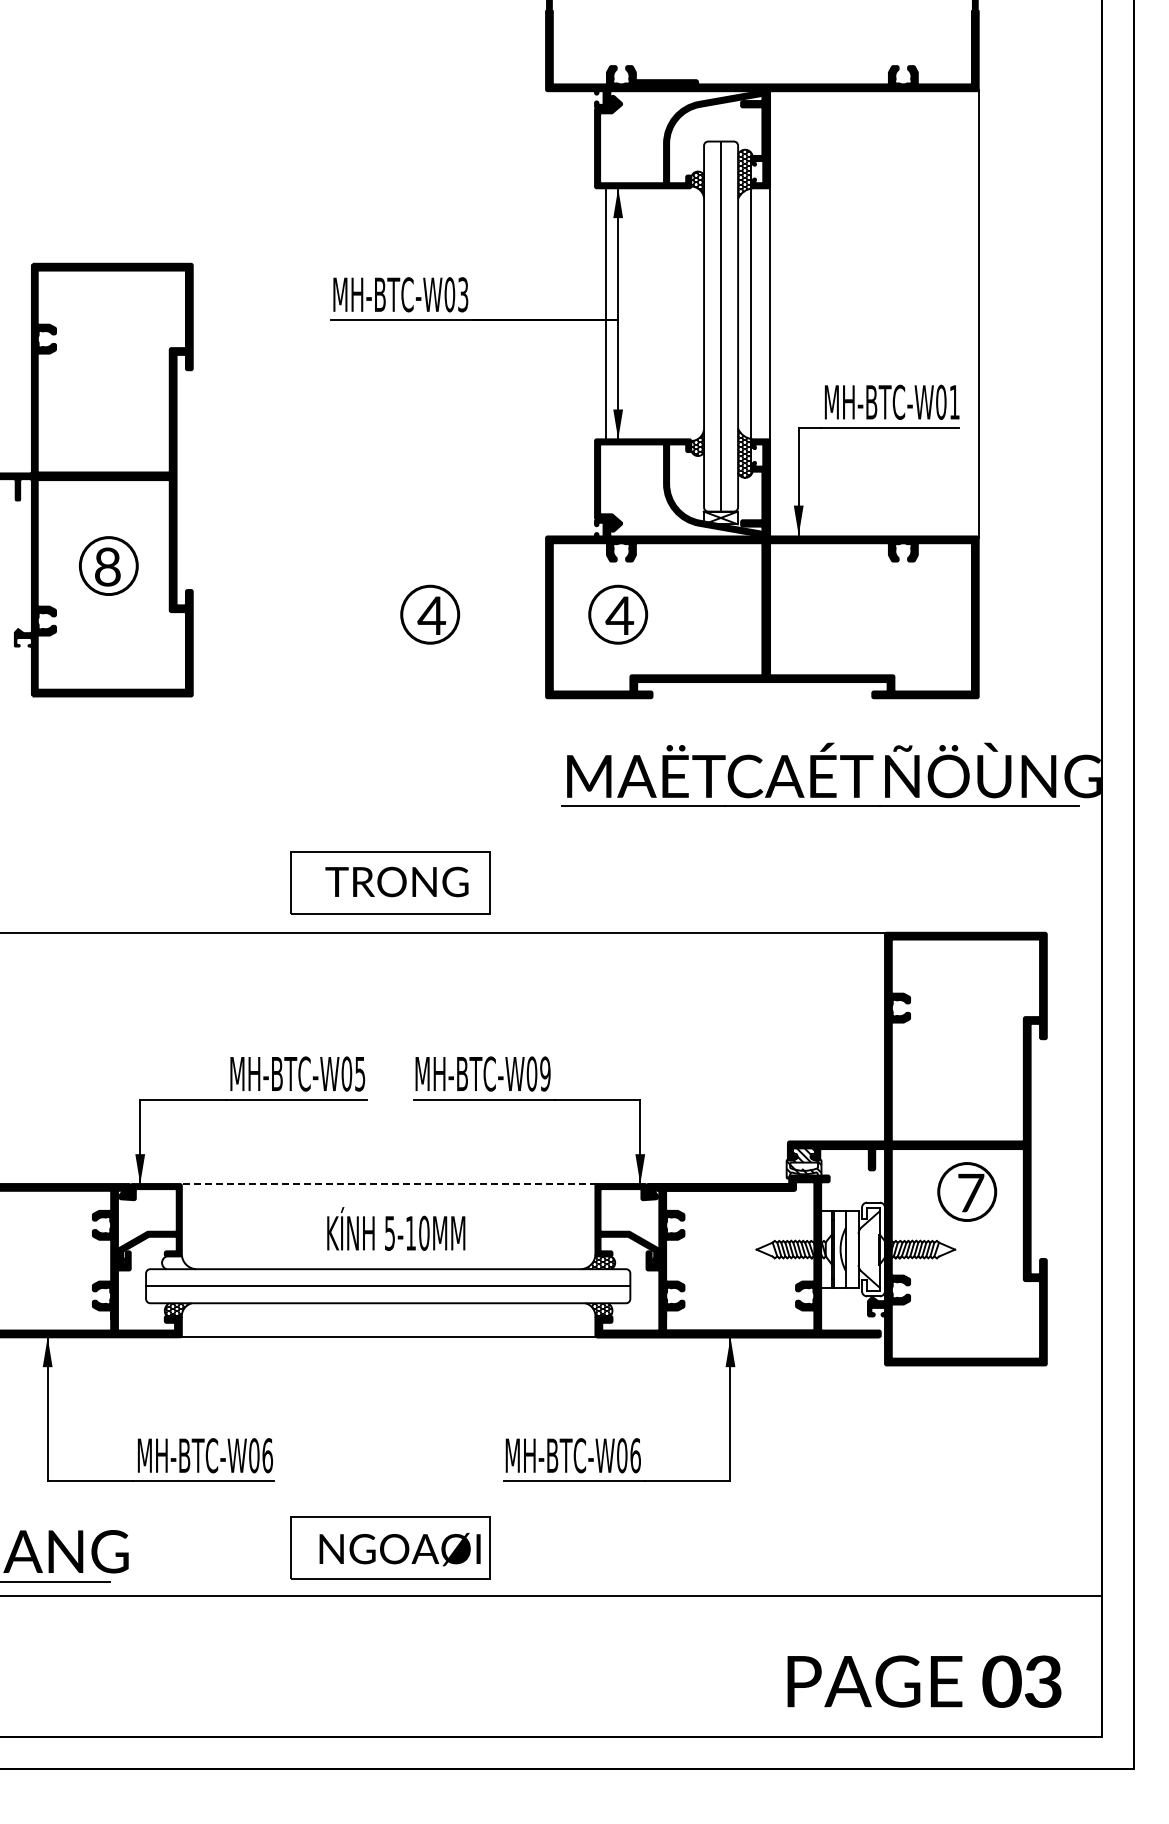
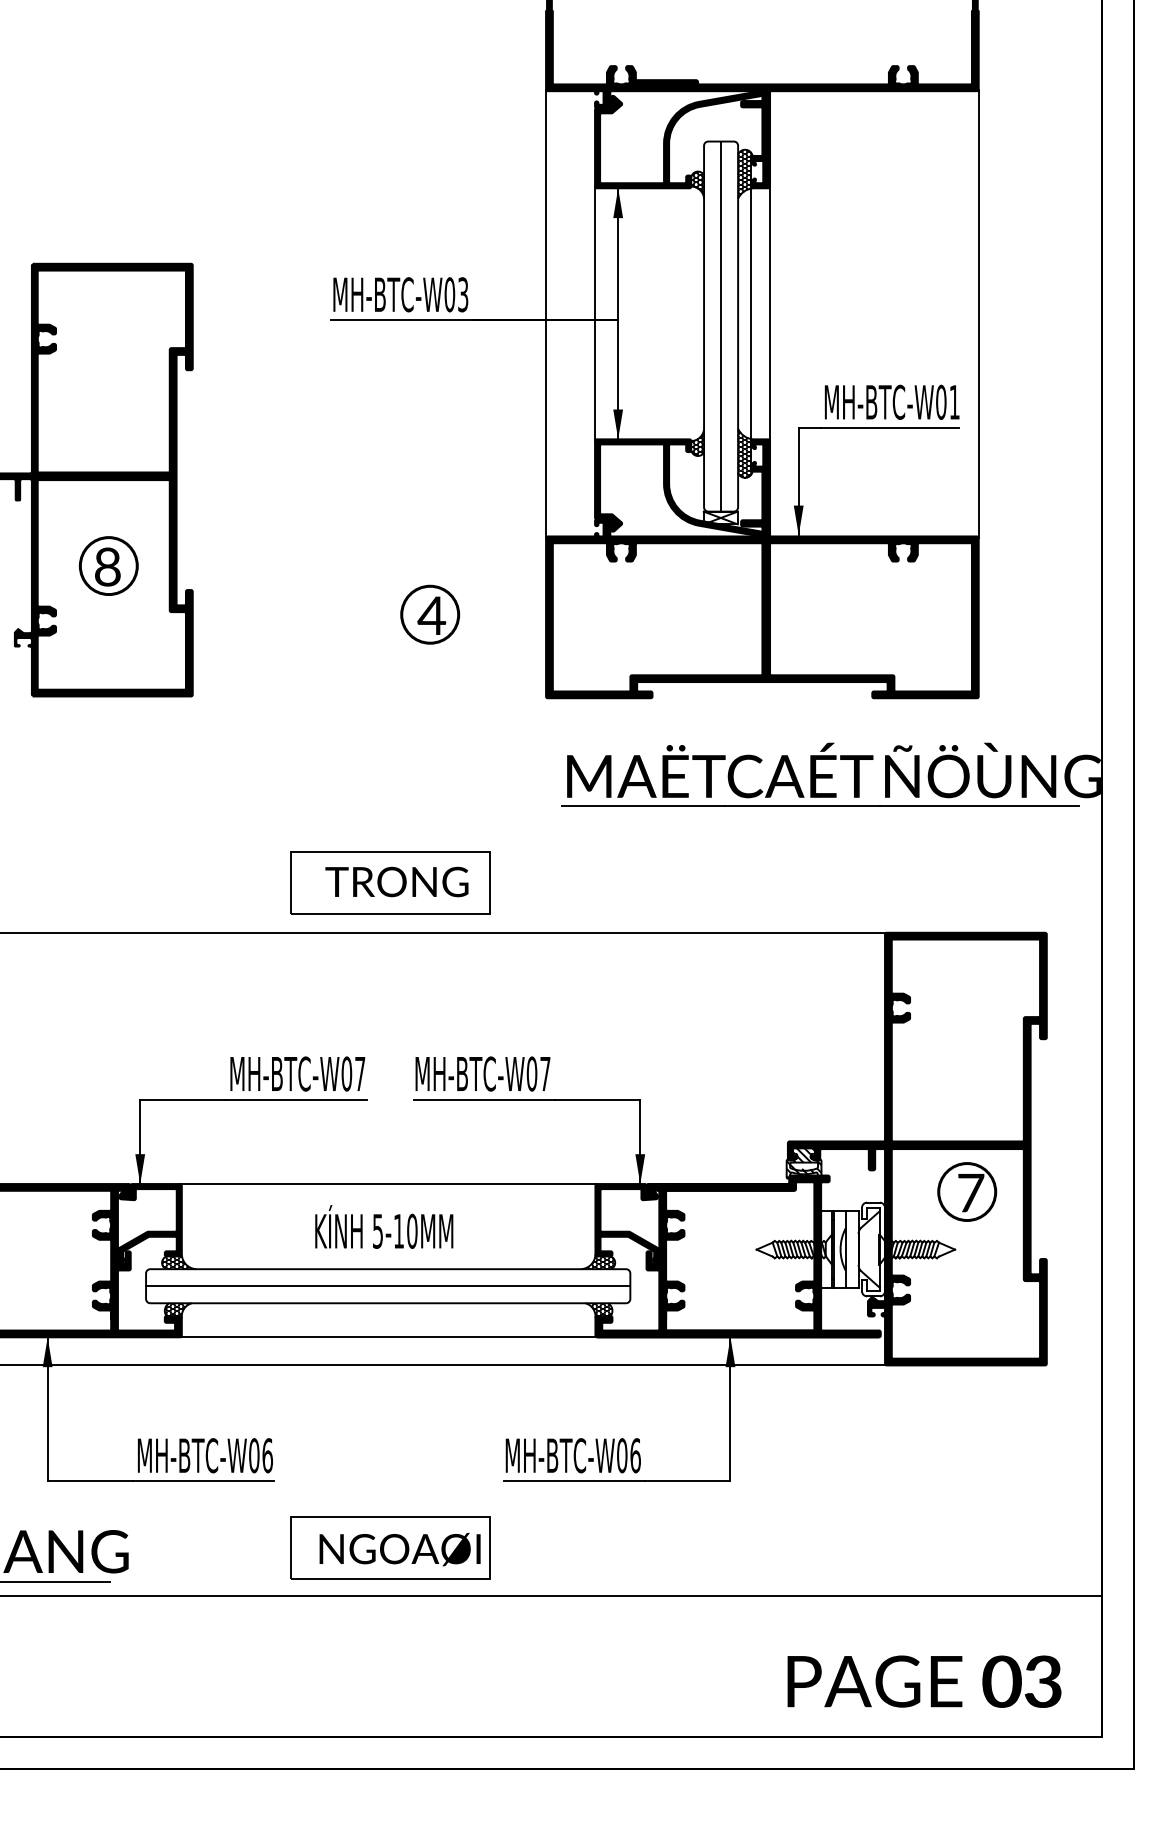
line: none -> present (546, 313)
line position: (606, 313) -> (595, 313) (595, 313)
part: present -> none (618, 614)
text: MH-BTC-W09 -> MH-BTC-W07 (545, 1073)
text: MH-BTC-W05 -> MH-BTC-W07 (360, 1074)
line: dashed -> solid (388, 1184)
text position: (396, 1228) -> (384, 1226) (384, 1226)
hatch: none -> present (178, 1262)
line: none -> present (444, 1365)
